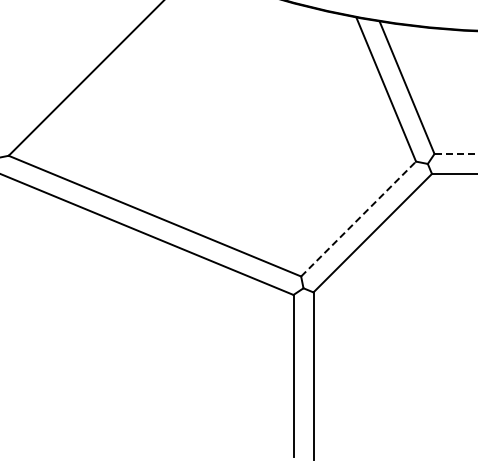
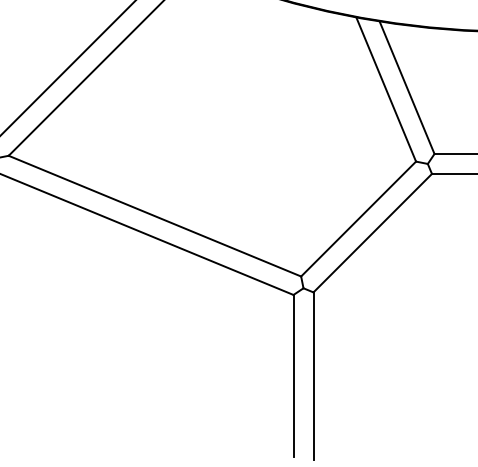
line: none -> present (67, 68)
line: dashed -> solid (456, 153)
line: dashed -> solid (358, 218)
